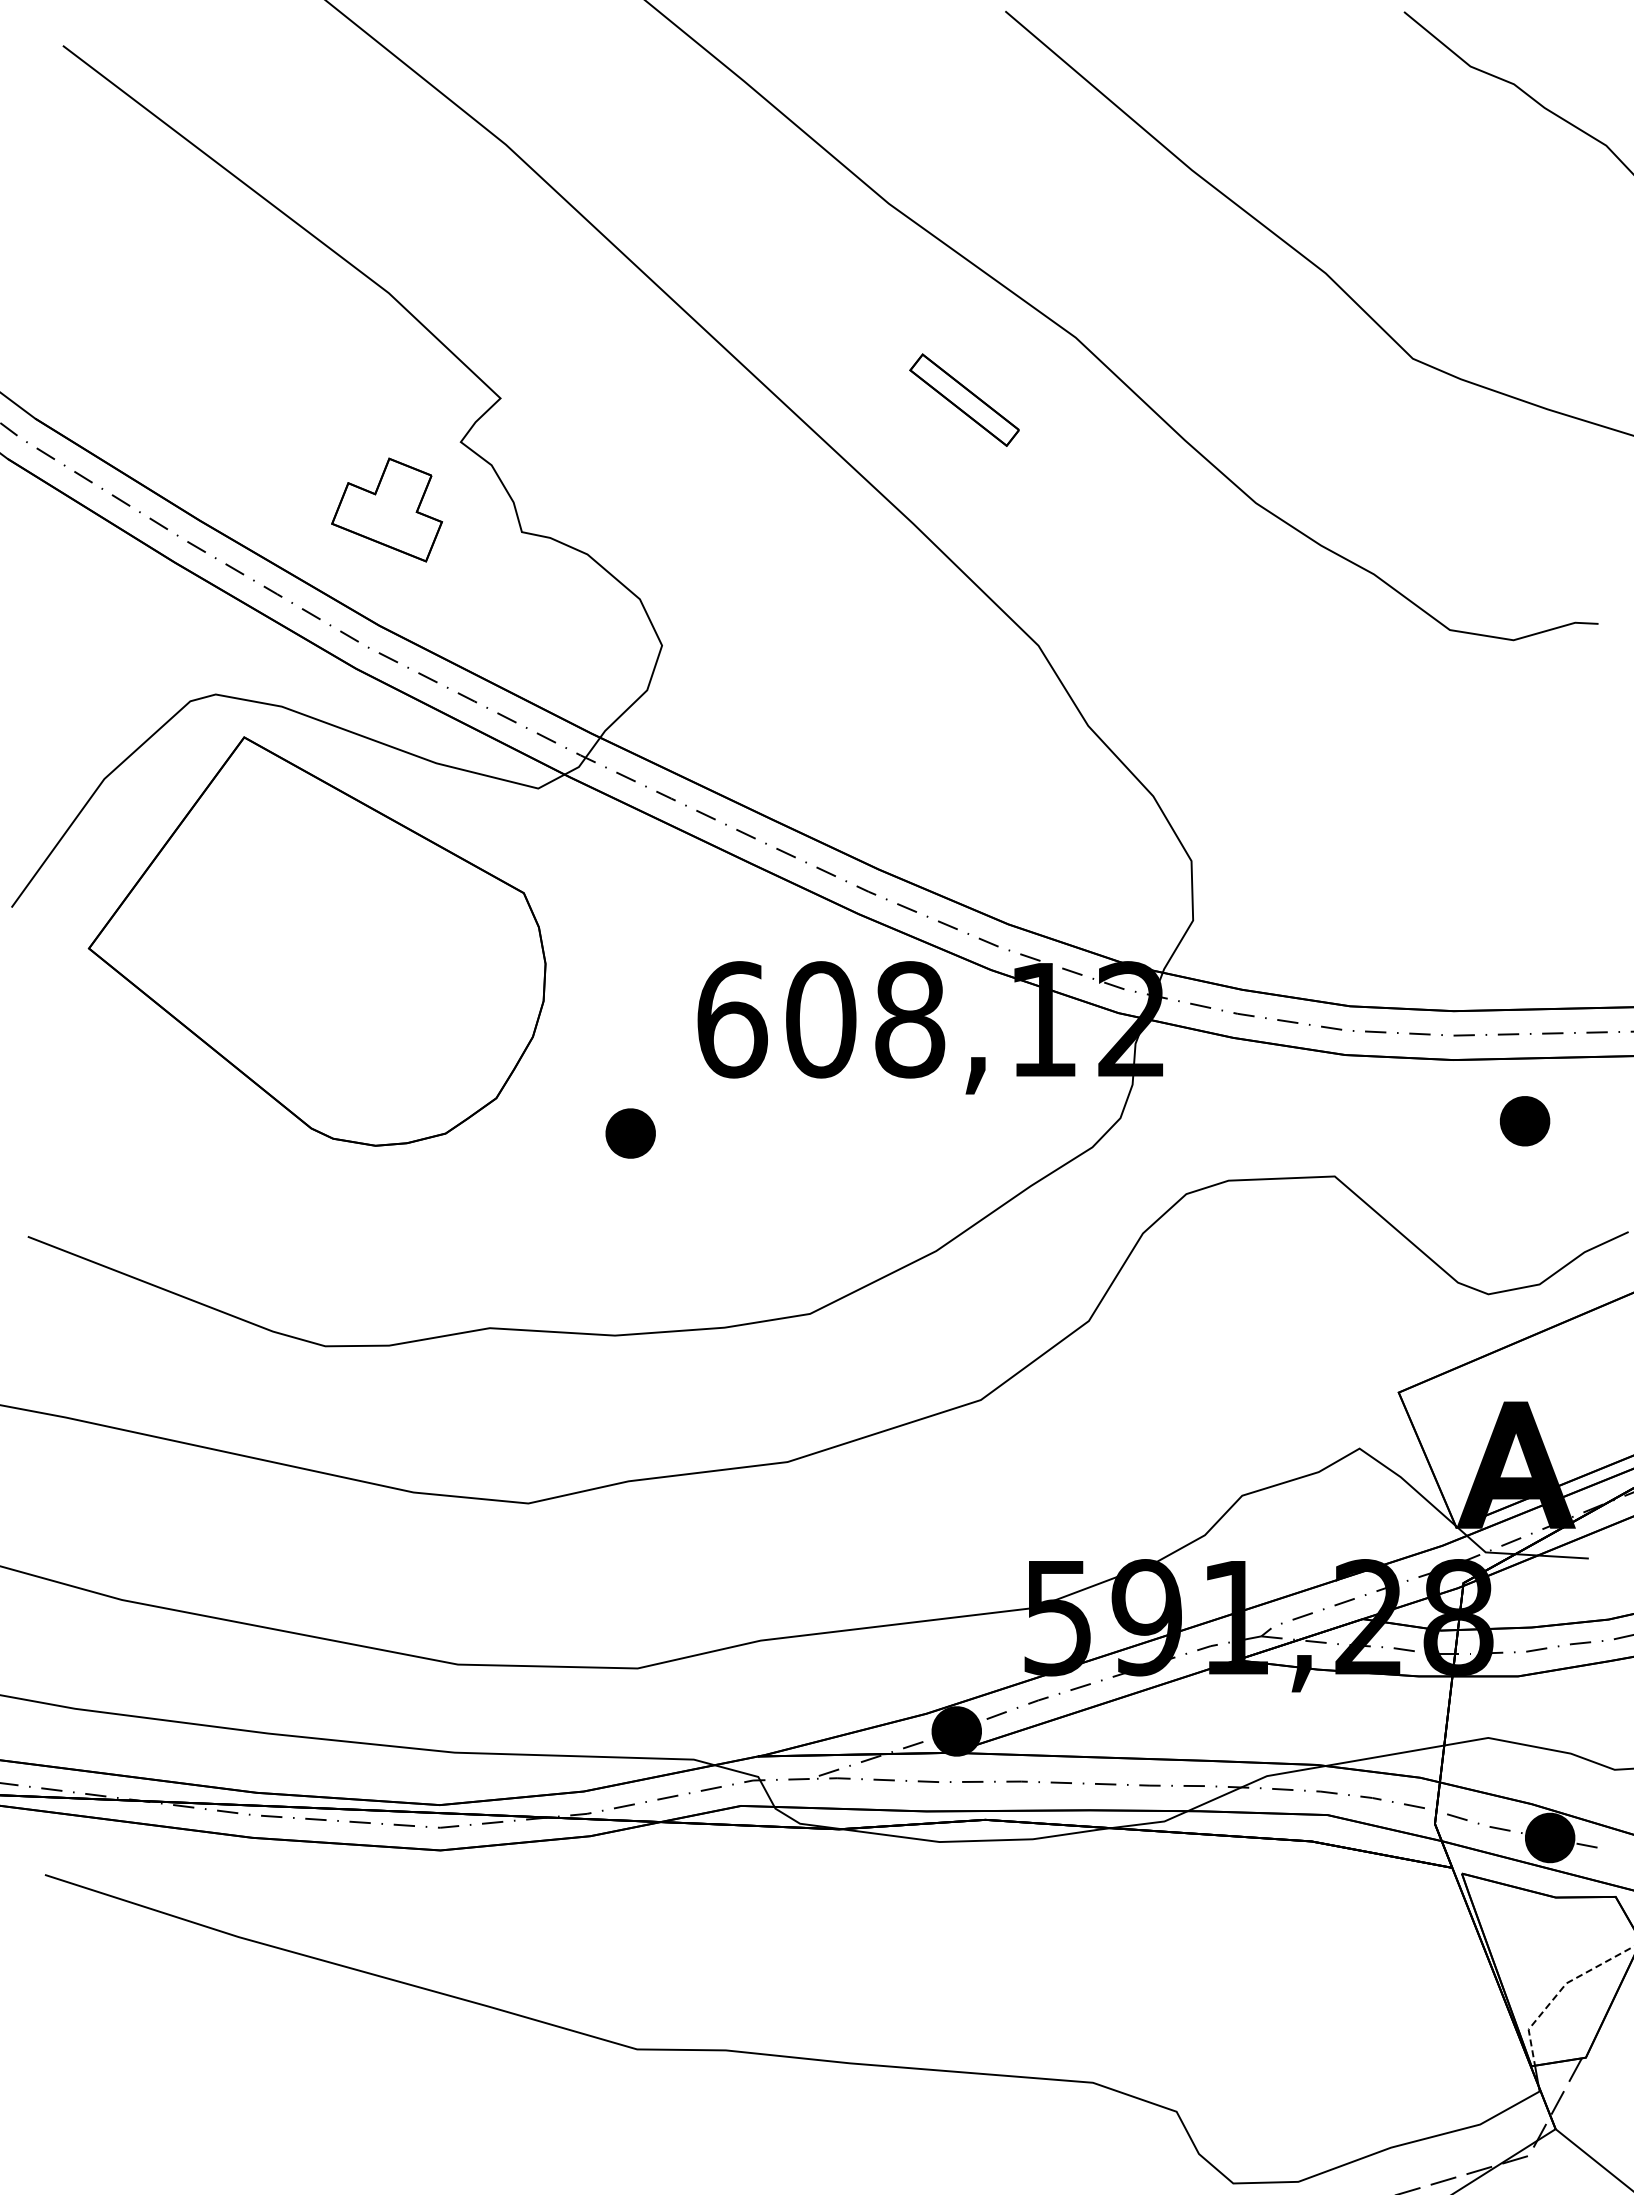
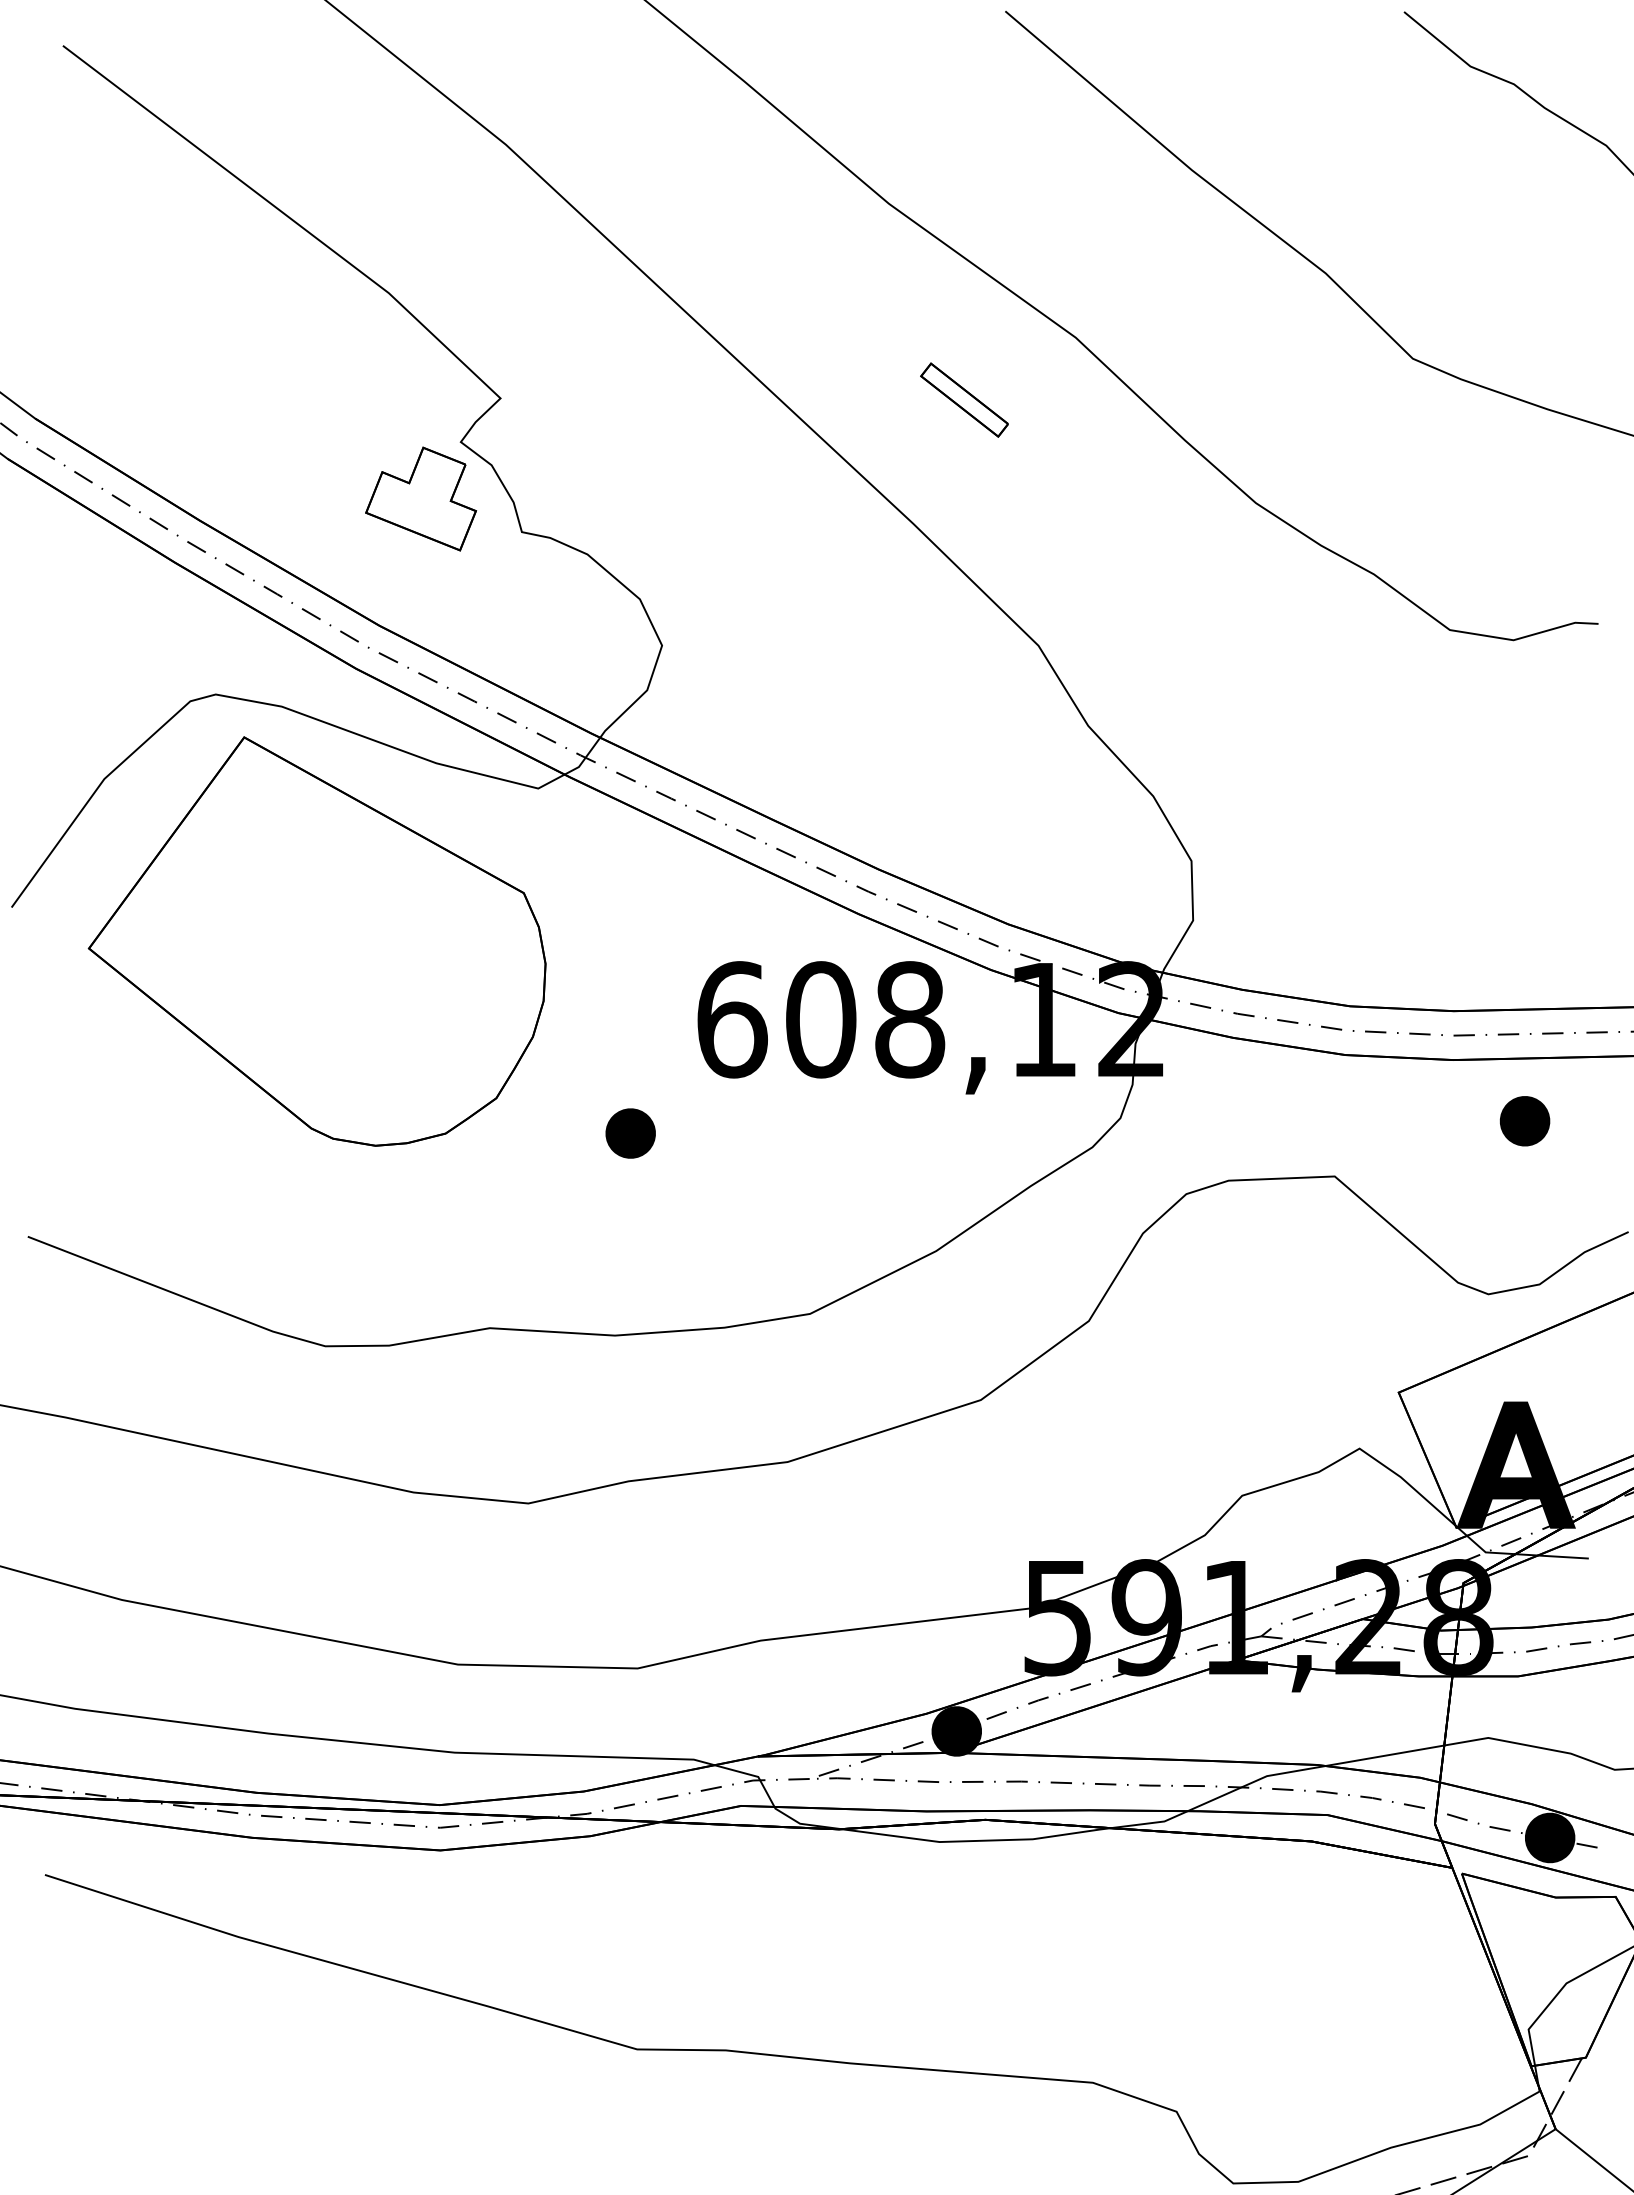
part size: 111x94 px -> 89x76 px (964, 399)
part position: (387, 509) -> (421, 498) (421, 498)
line: dashed -> solid (1560, 1991)
